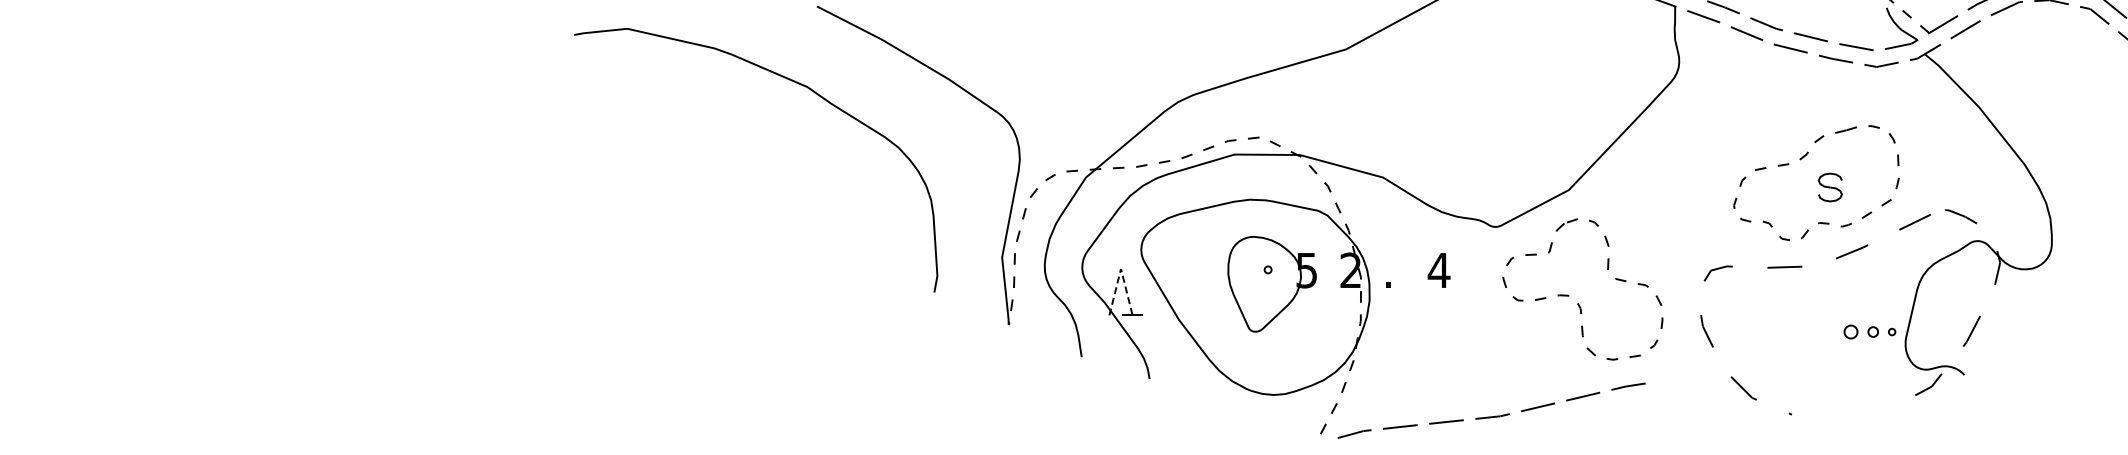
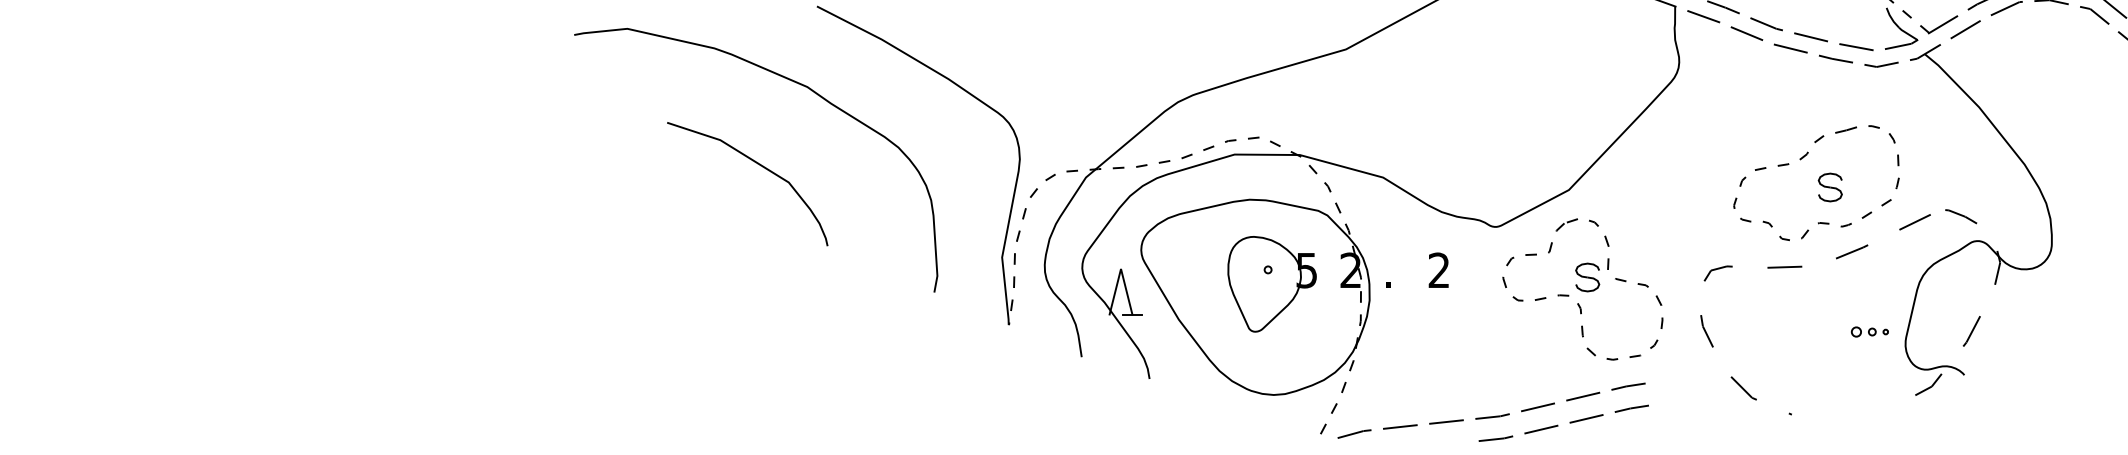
curve: none -> present (760, 166)
line: dashed -> solid (1121, 268)
text: 4 -> 2 (1438, 269)
part: none -> present (1587, 277)
part size: 54x16 px -> 38x12 px (1869, 331)
line: none -> present (1558, 425)
